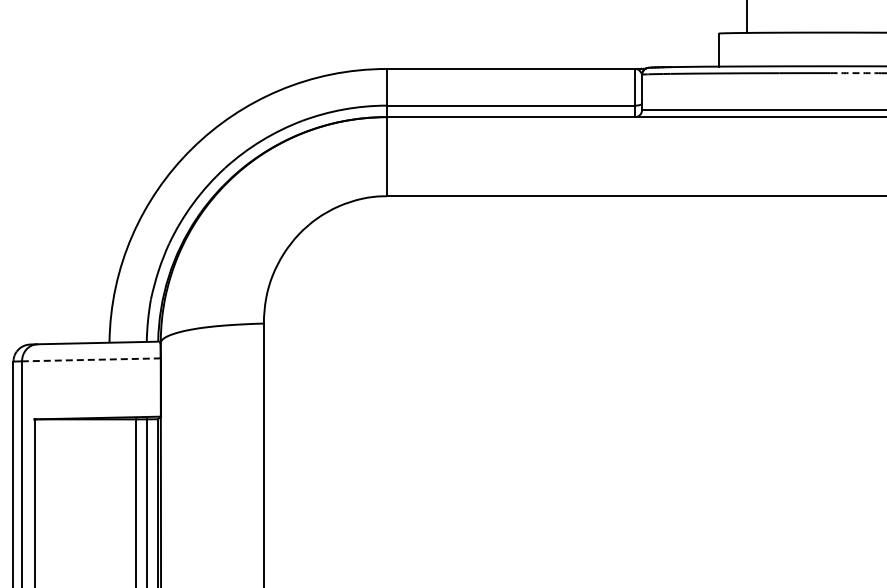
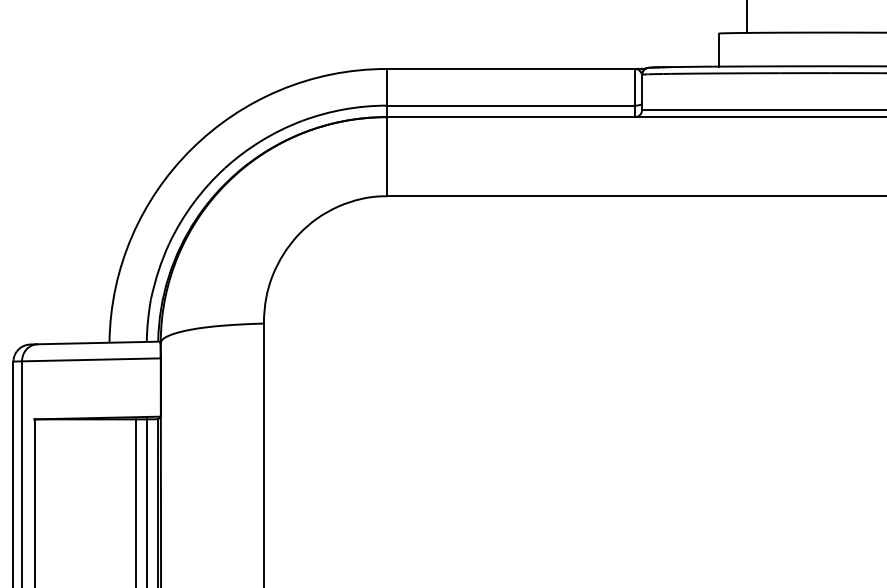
arc: dashed -> solid (856, 73)
line: dashed -> solid (90, 359)
